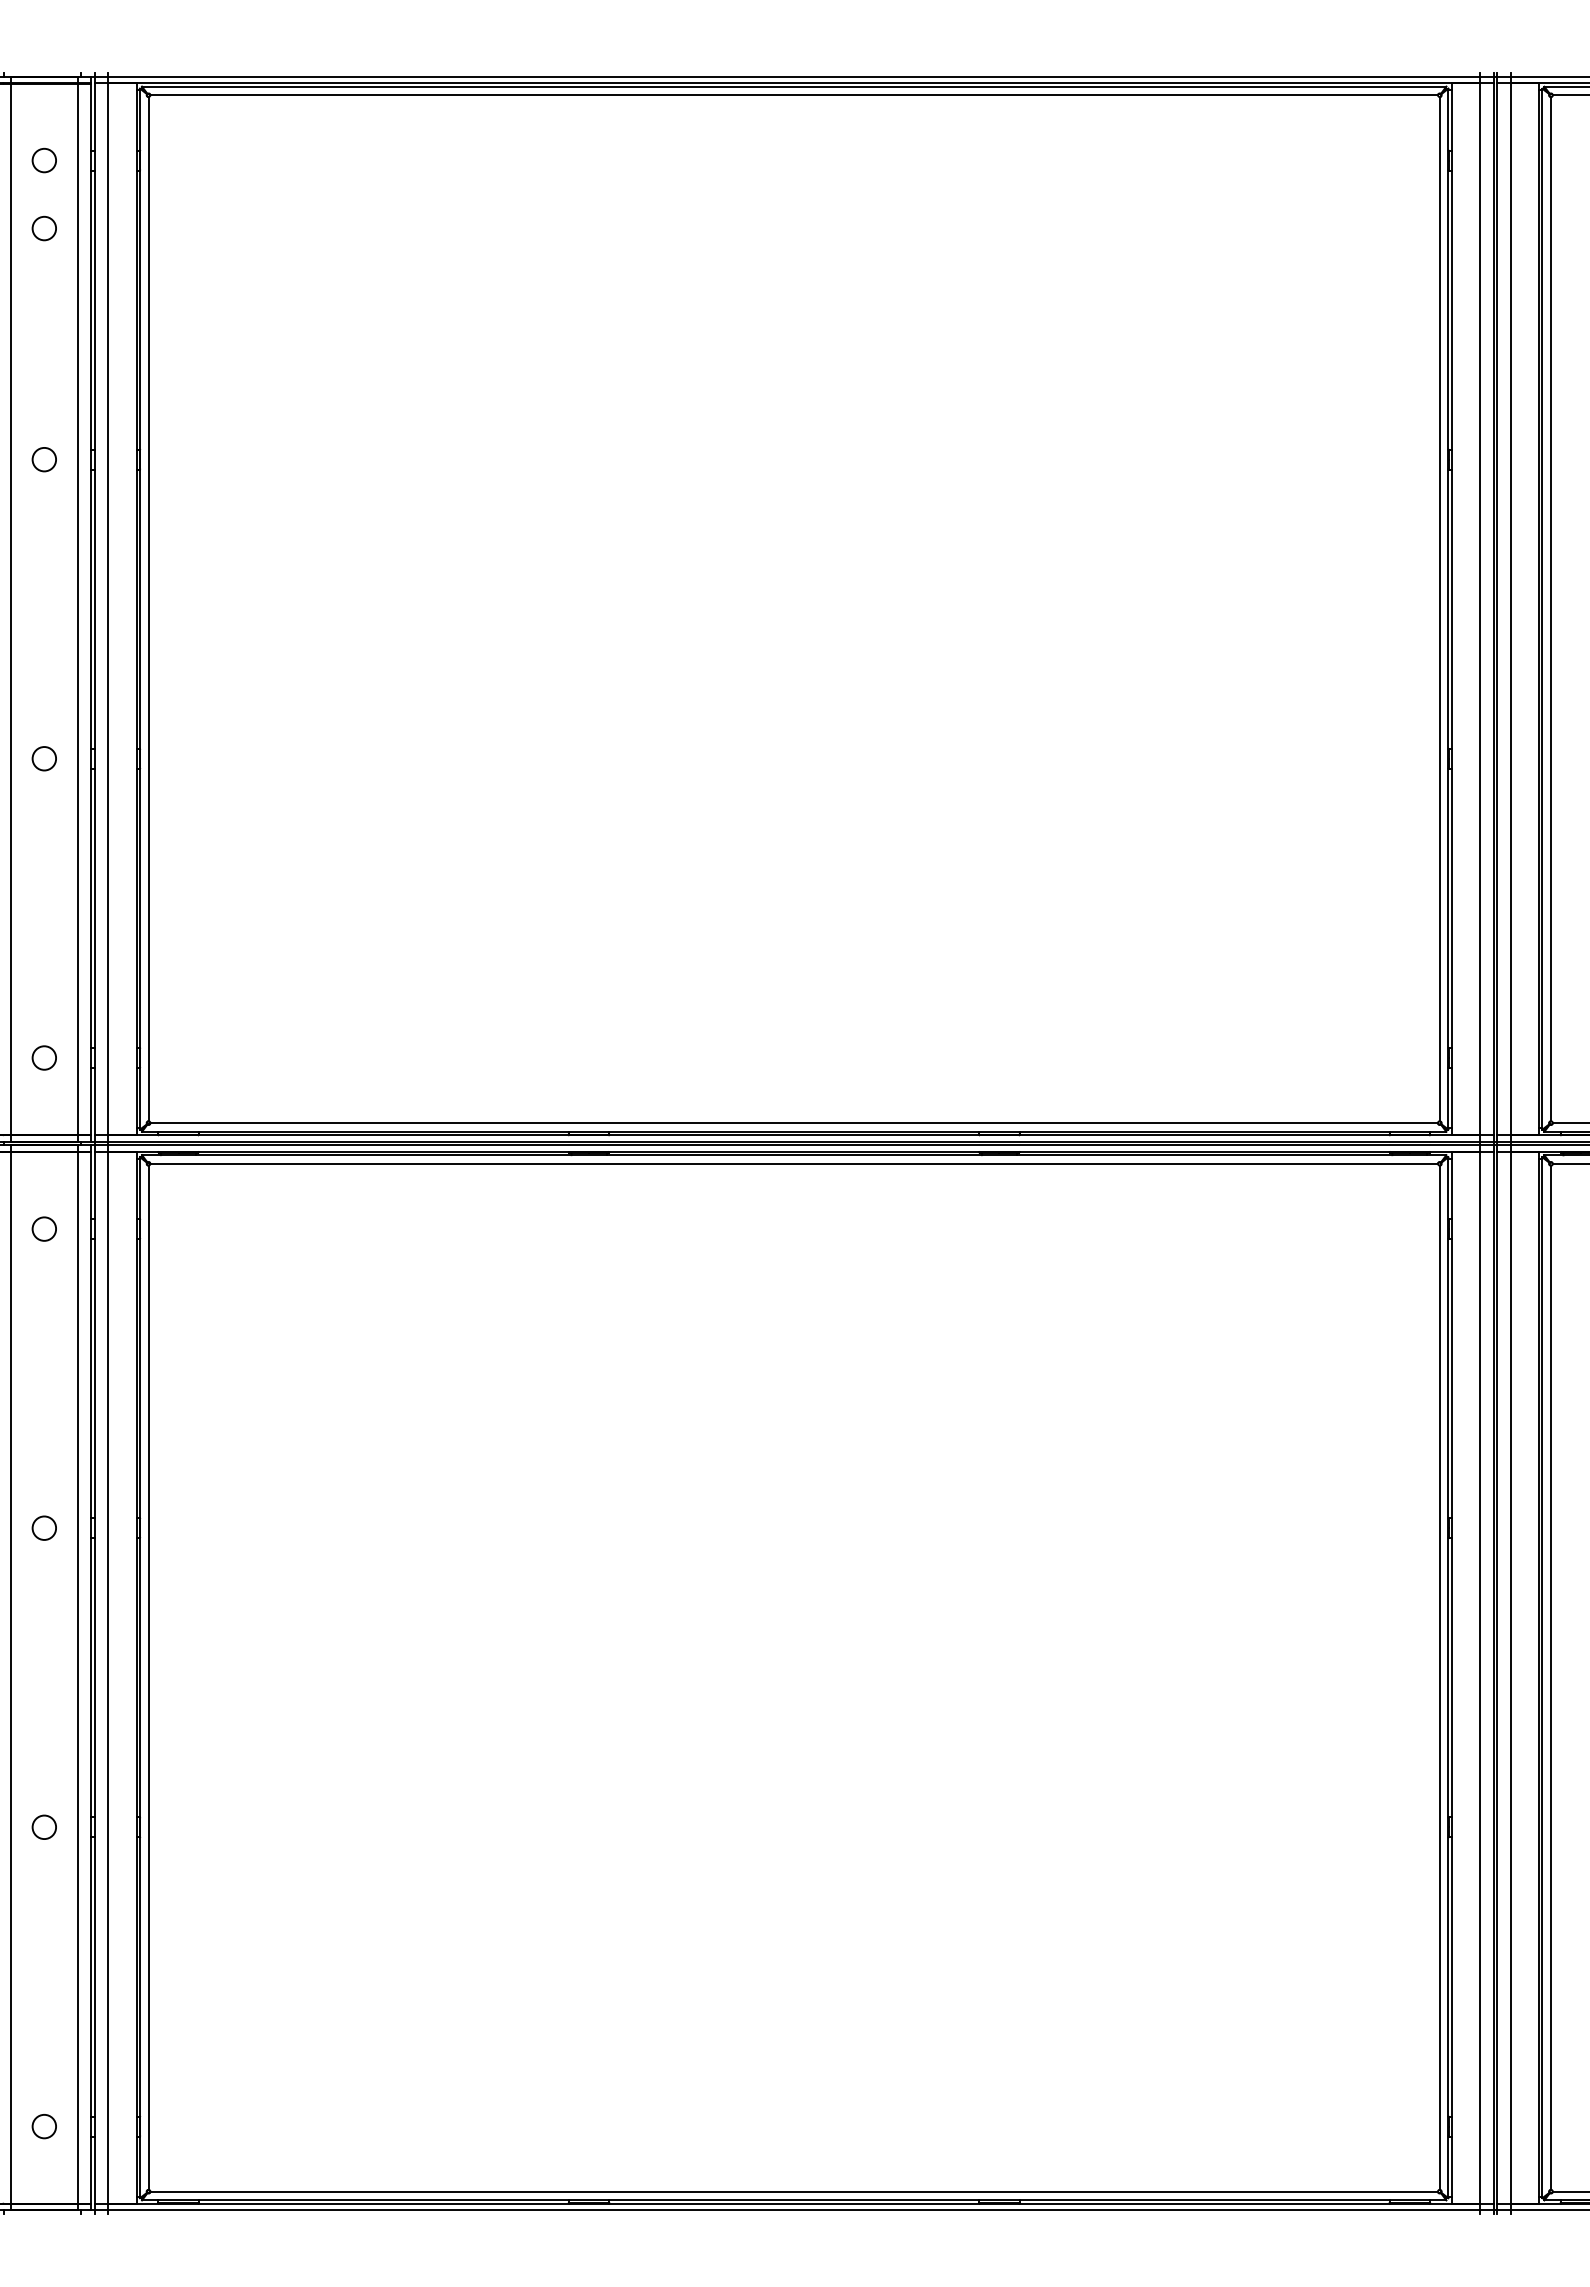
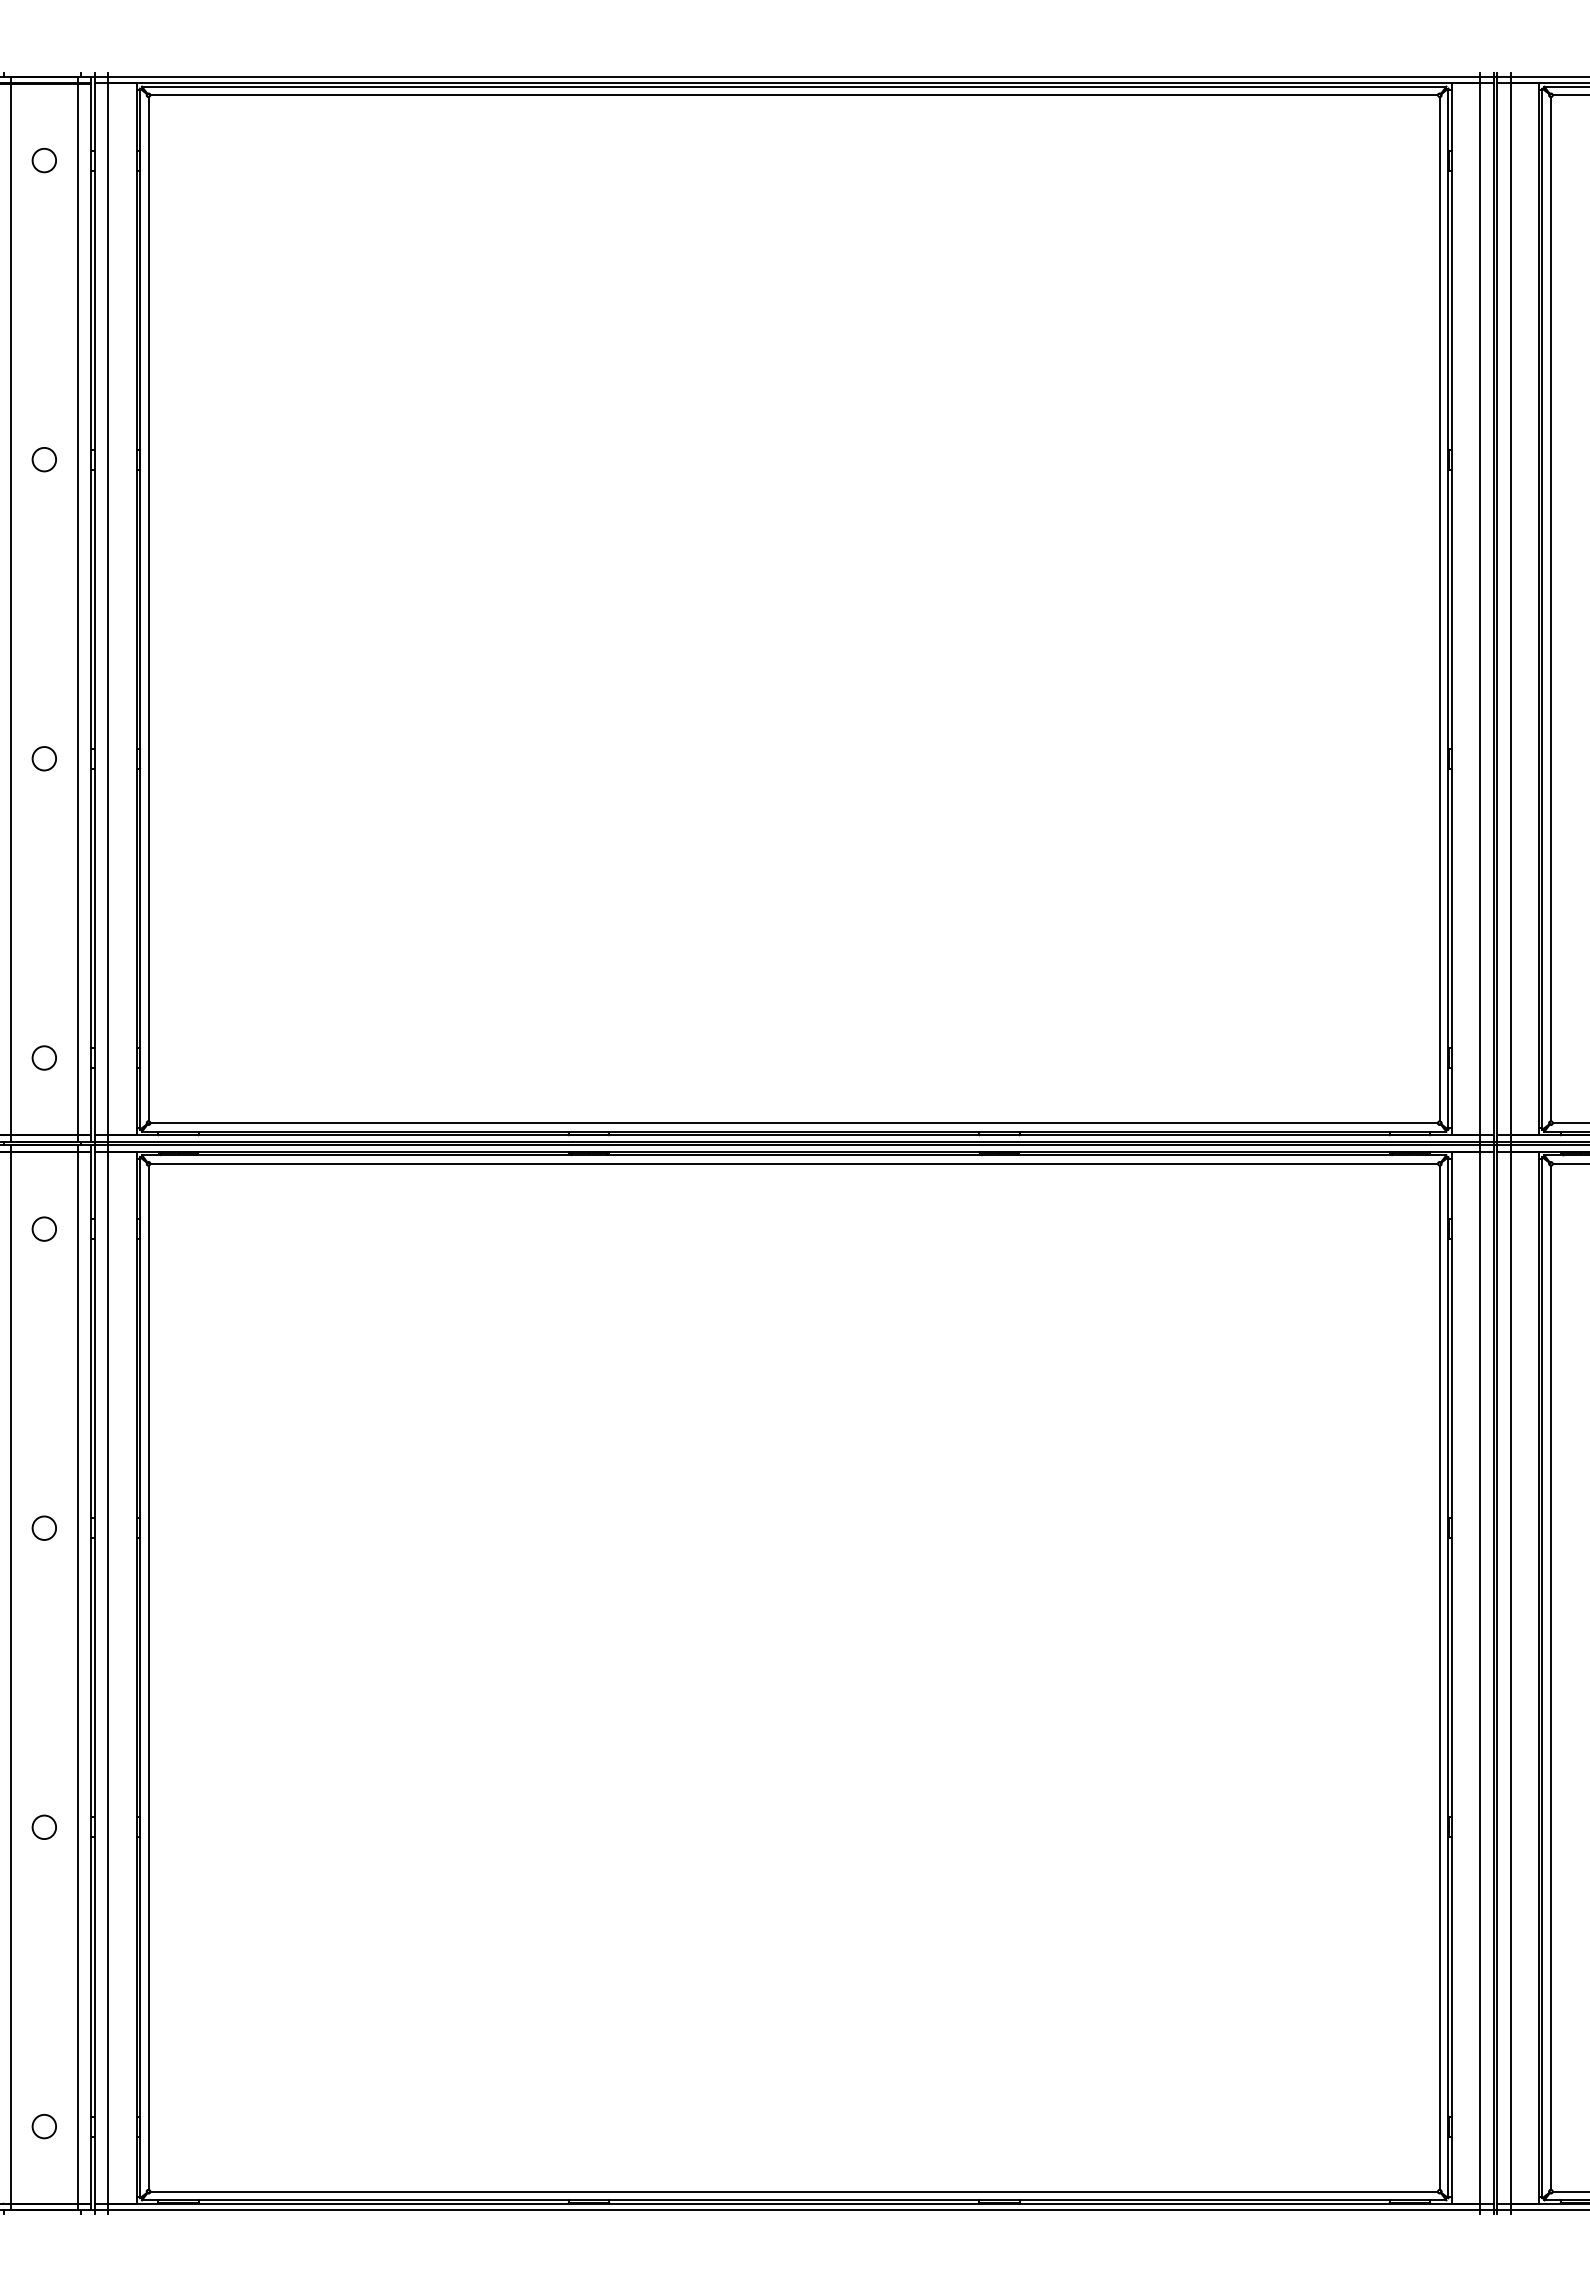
circle: present -> none (43, 228)
